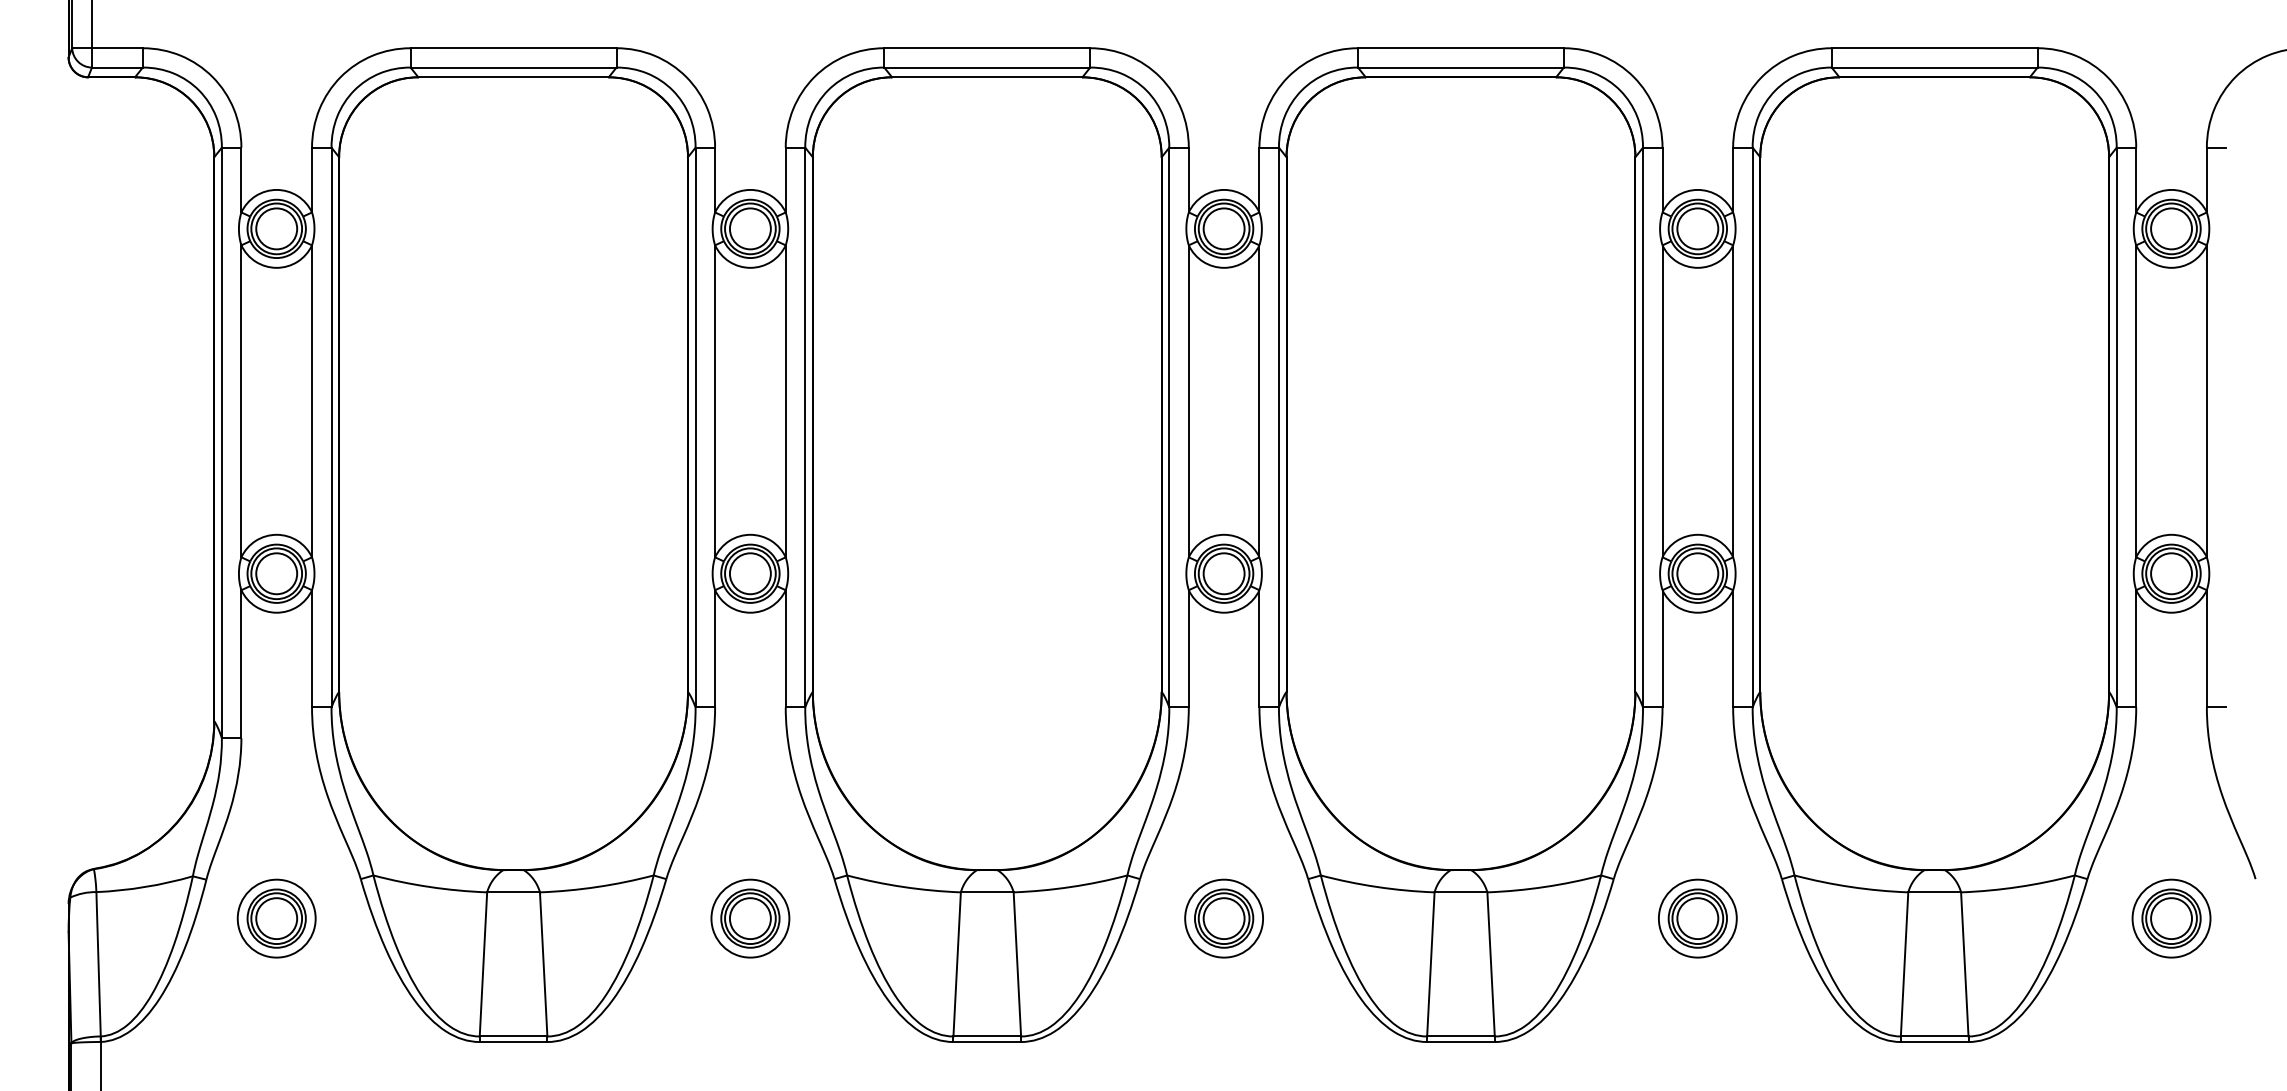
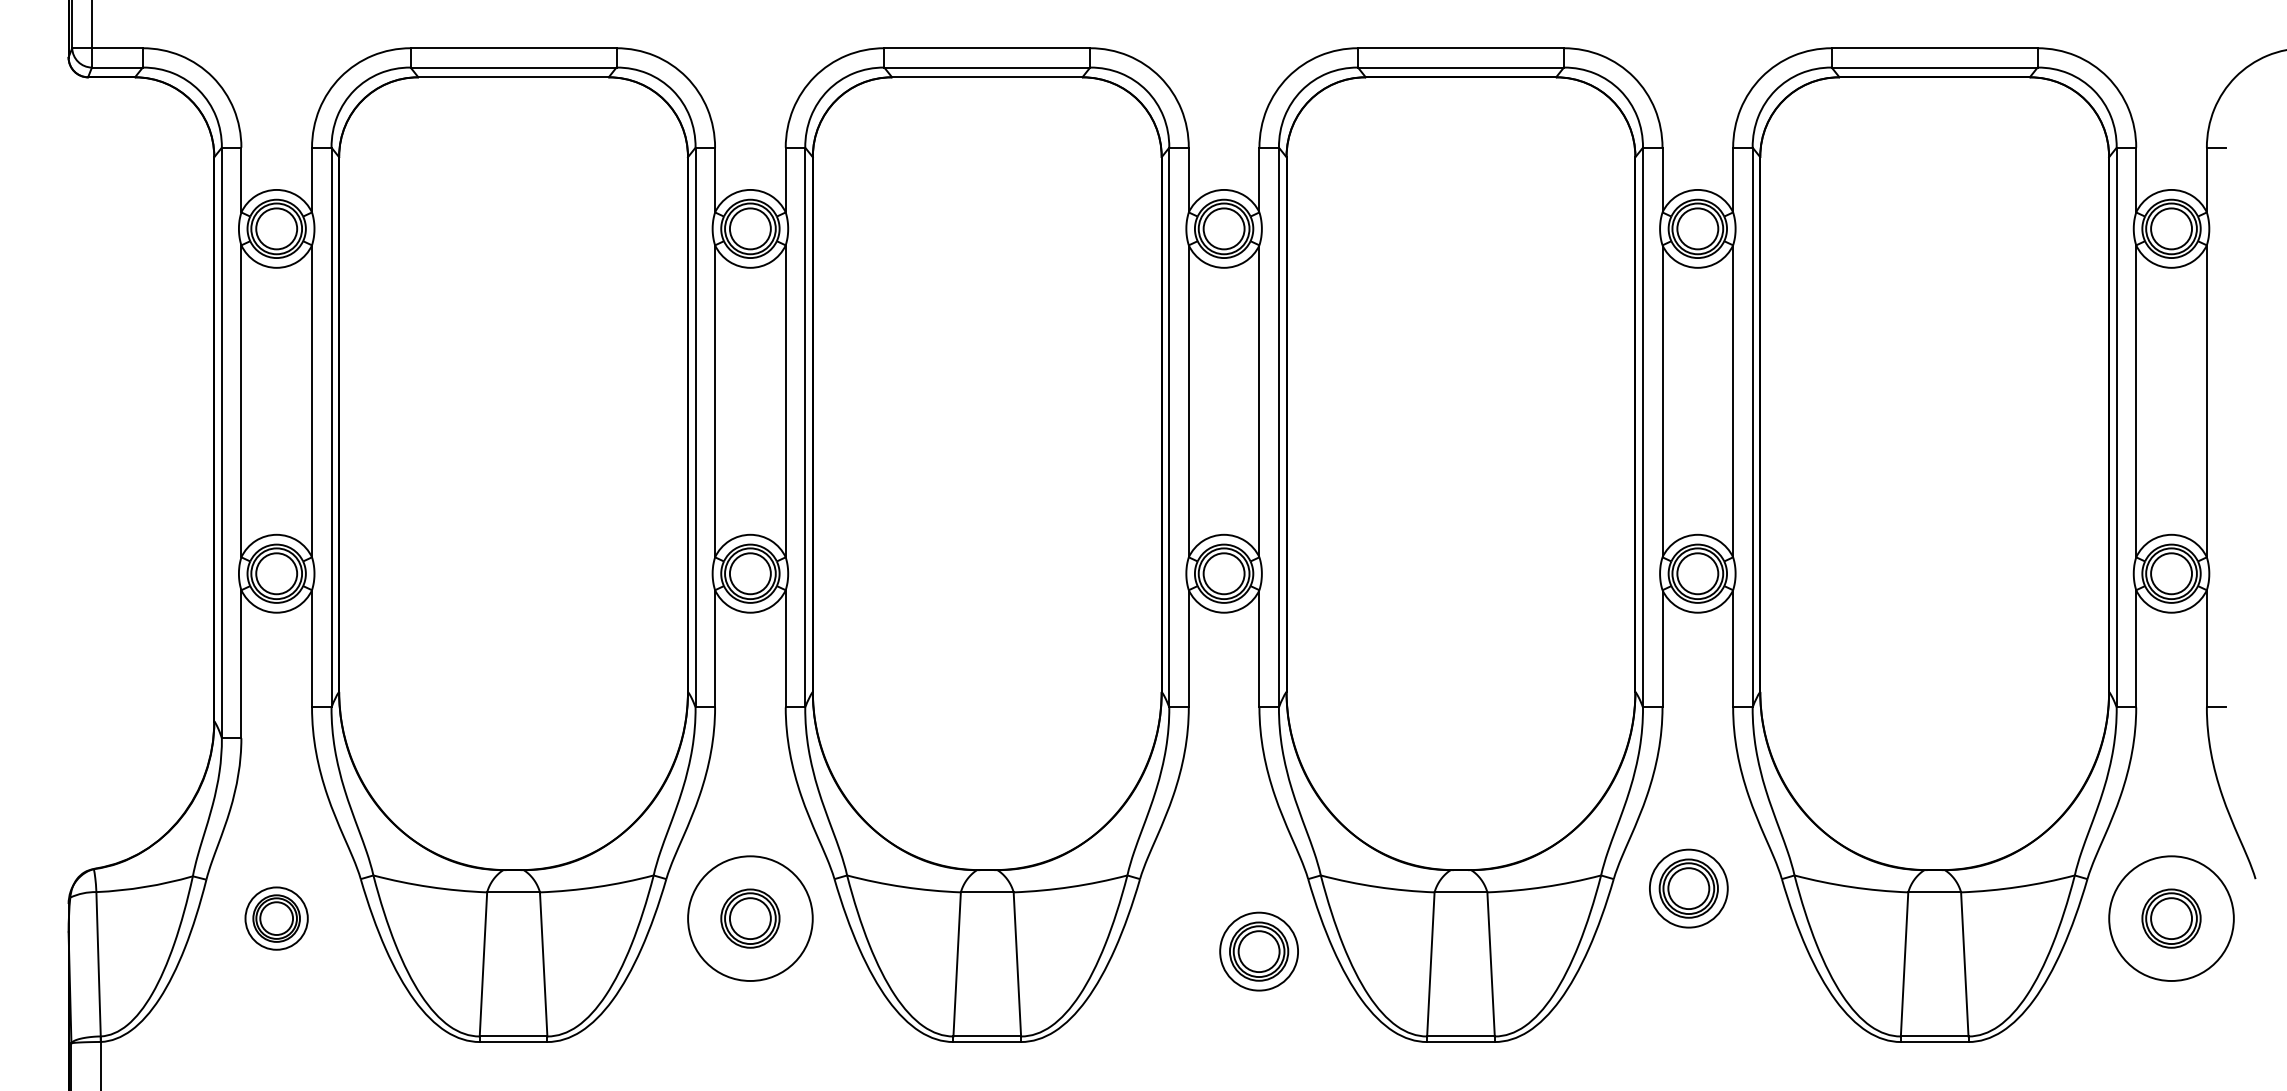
part size: 81x81 px -> 65x65 px (276, 918)
circle diameter: 78 px -> 125 px (750, 918)
part position: (1223, 918) -> (1258, 951) (1258, 951)
part position: (1697, 918) -> (1688, 888) (1688, 888)
circle diameter: 78 px -> 125 px (2171, 918)
